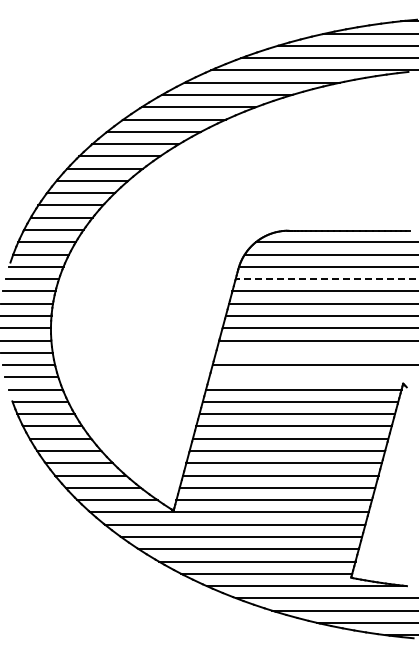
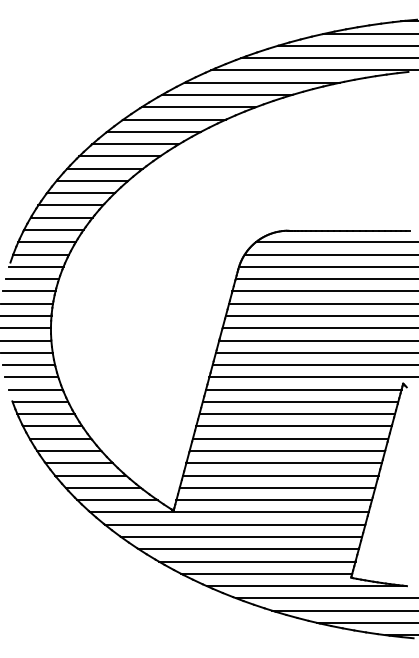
line: dashed -> solid (326, 279)
line: none -> present (315, 352)
line: none -> present (312, 377)
